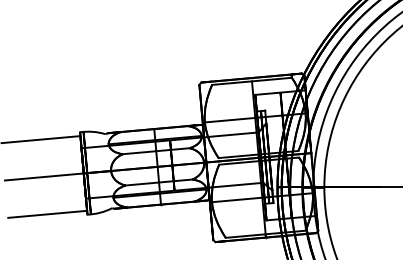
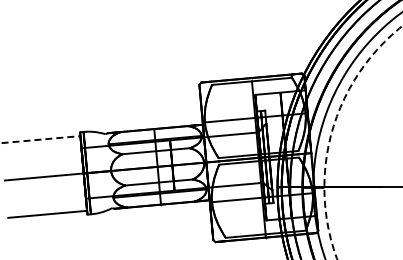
line: solid -> dashed (41, 139)
circle: solid -> dashed (363, 142)
